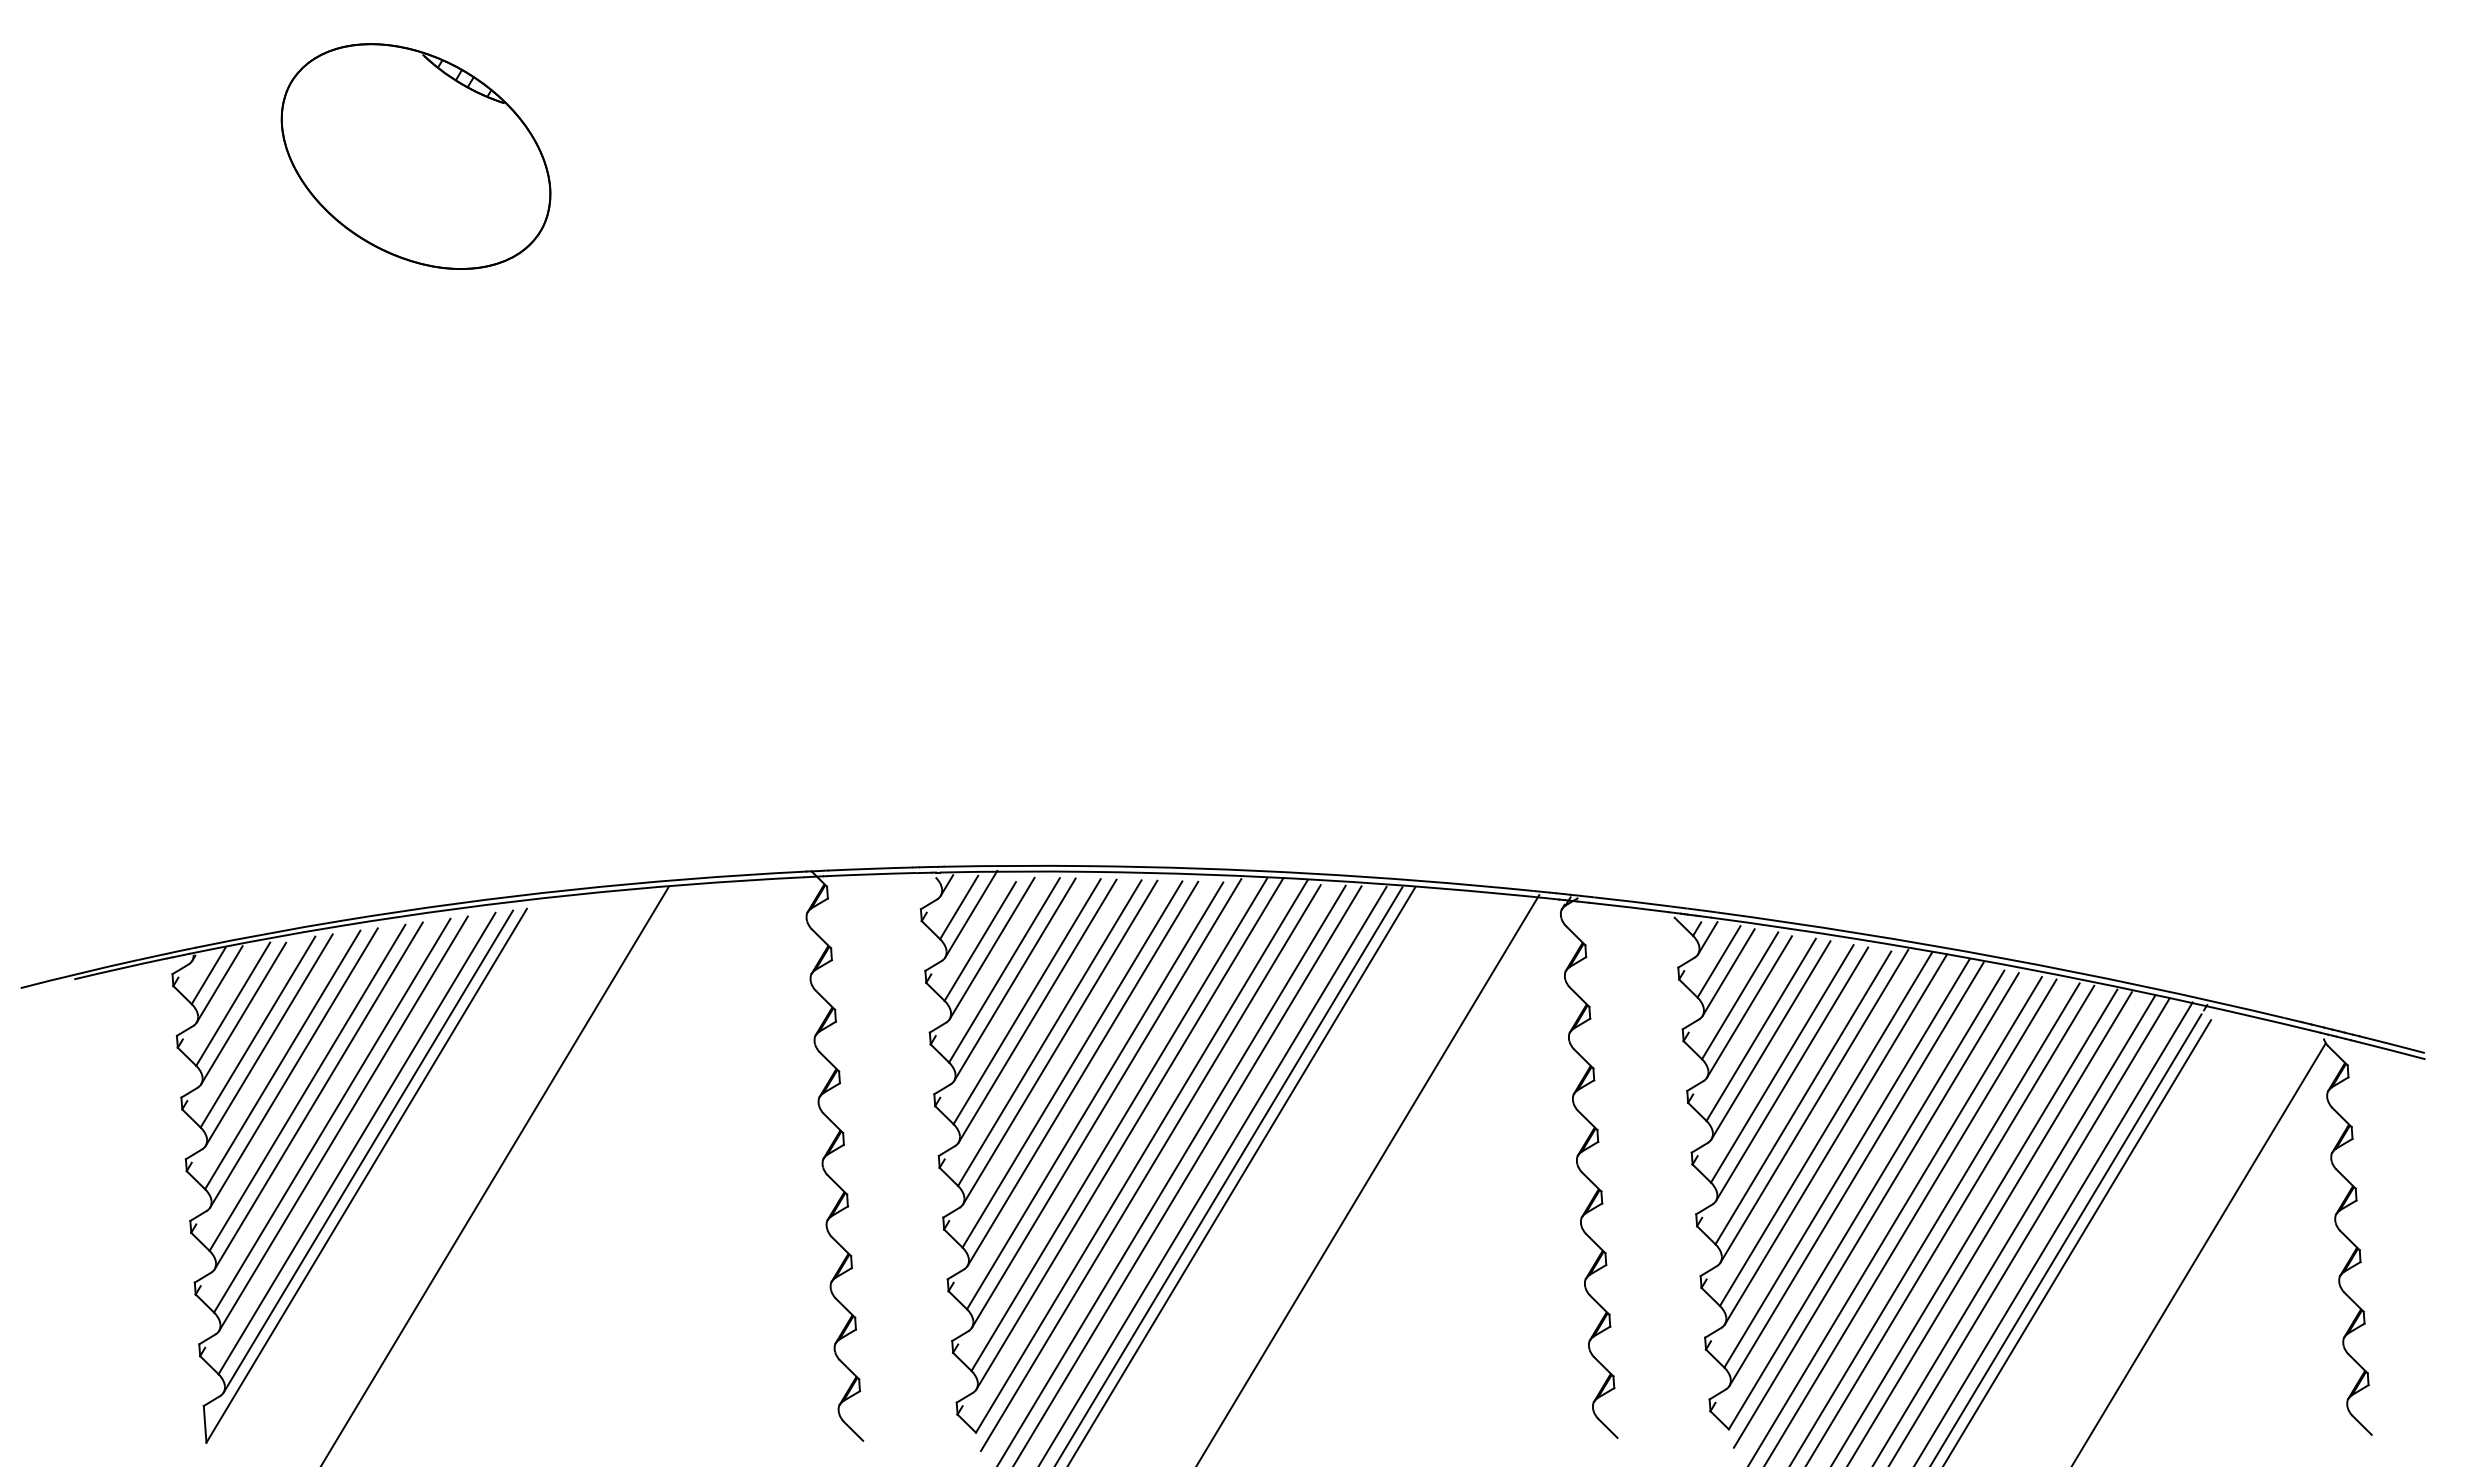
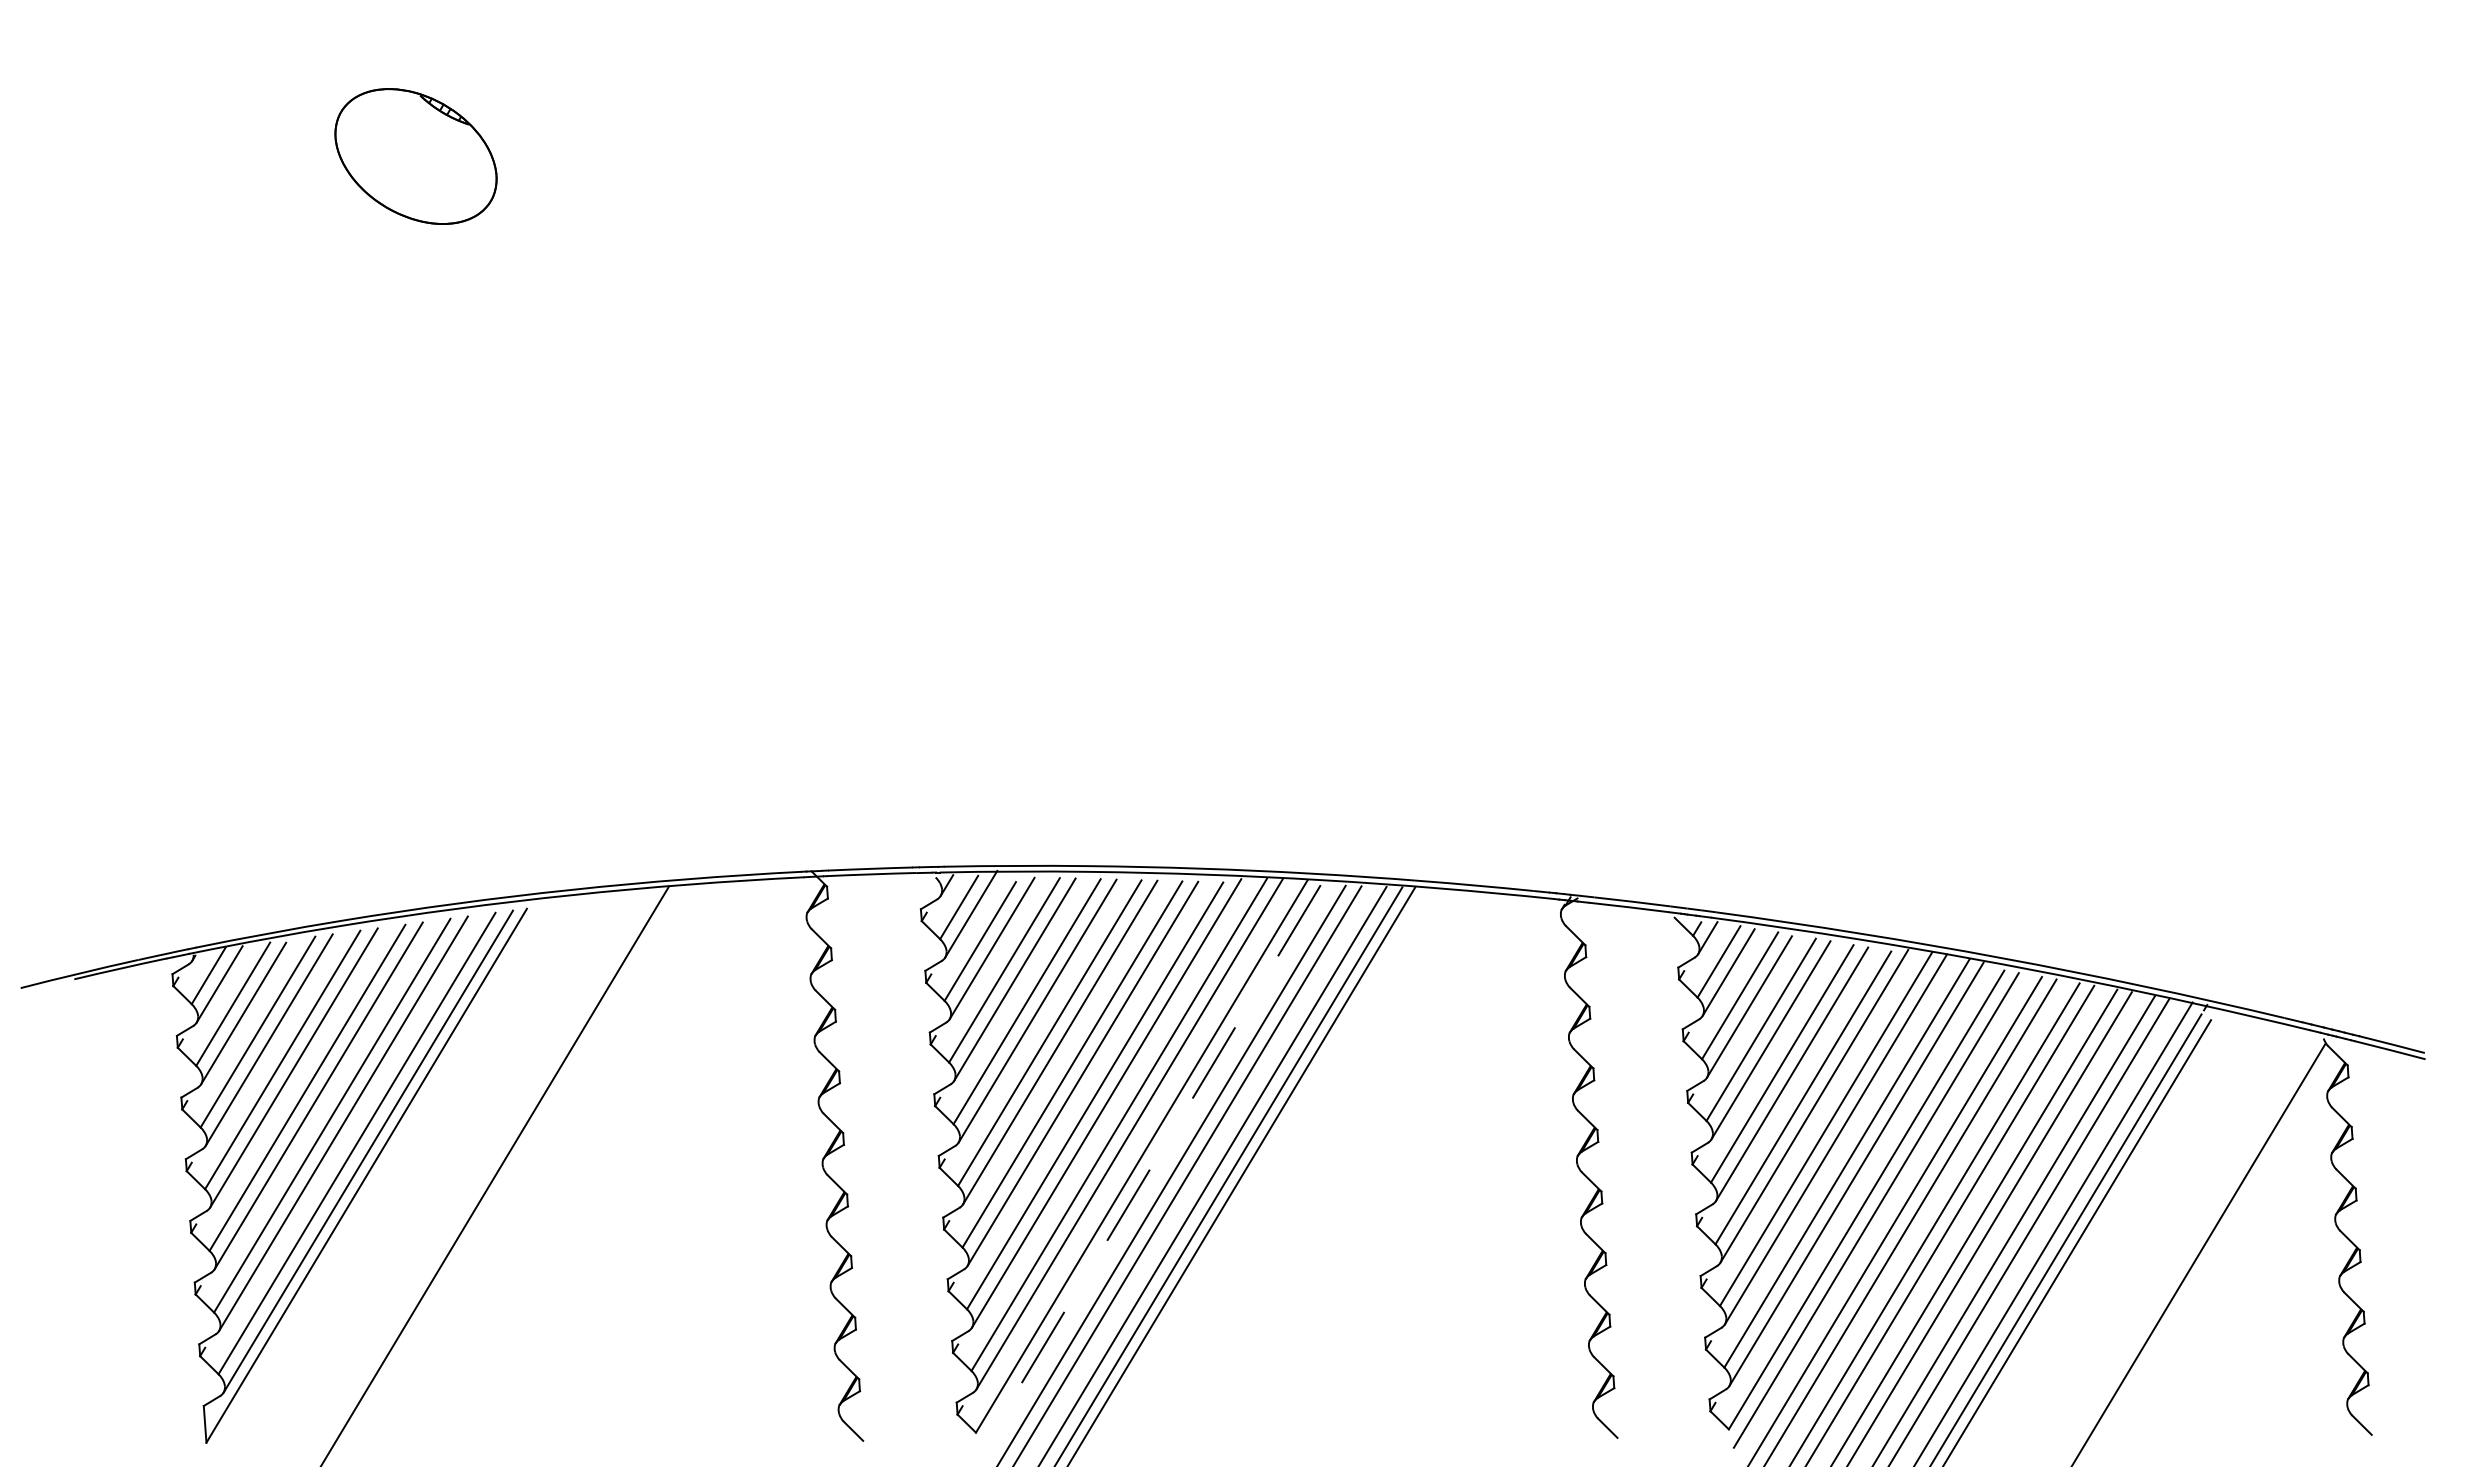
part size: 272x227 px -> 164x137 px (415, 156)
line: solid -> dashed (1150, 1168)
line: present -> none (1368, 1179)
